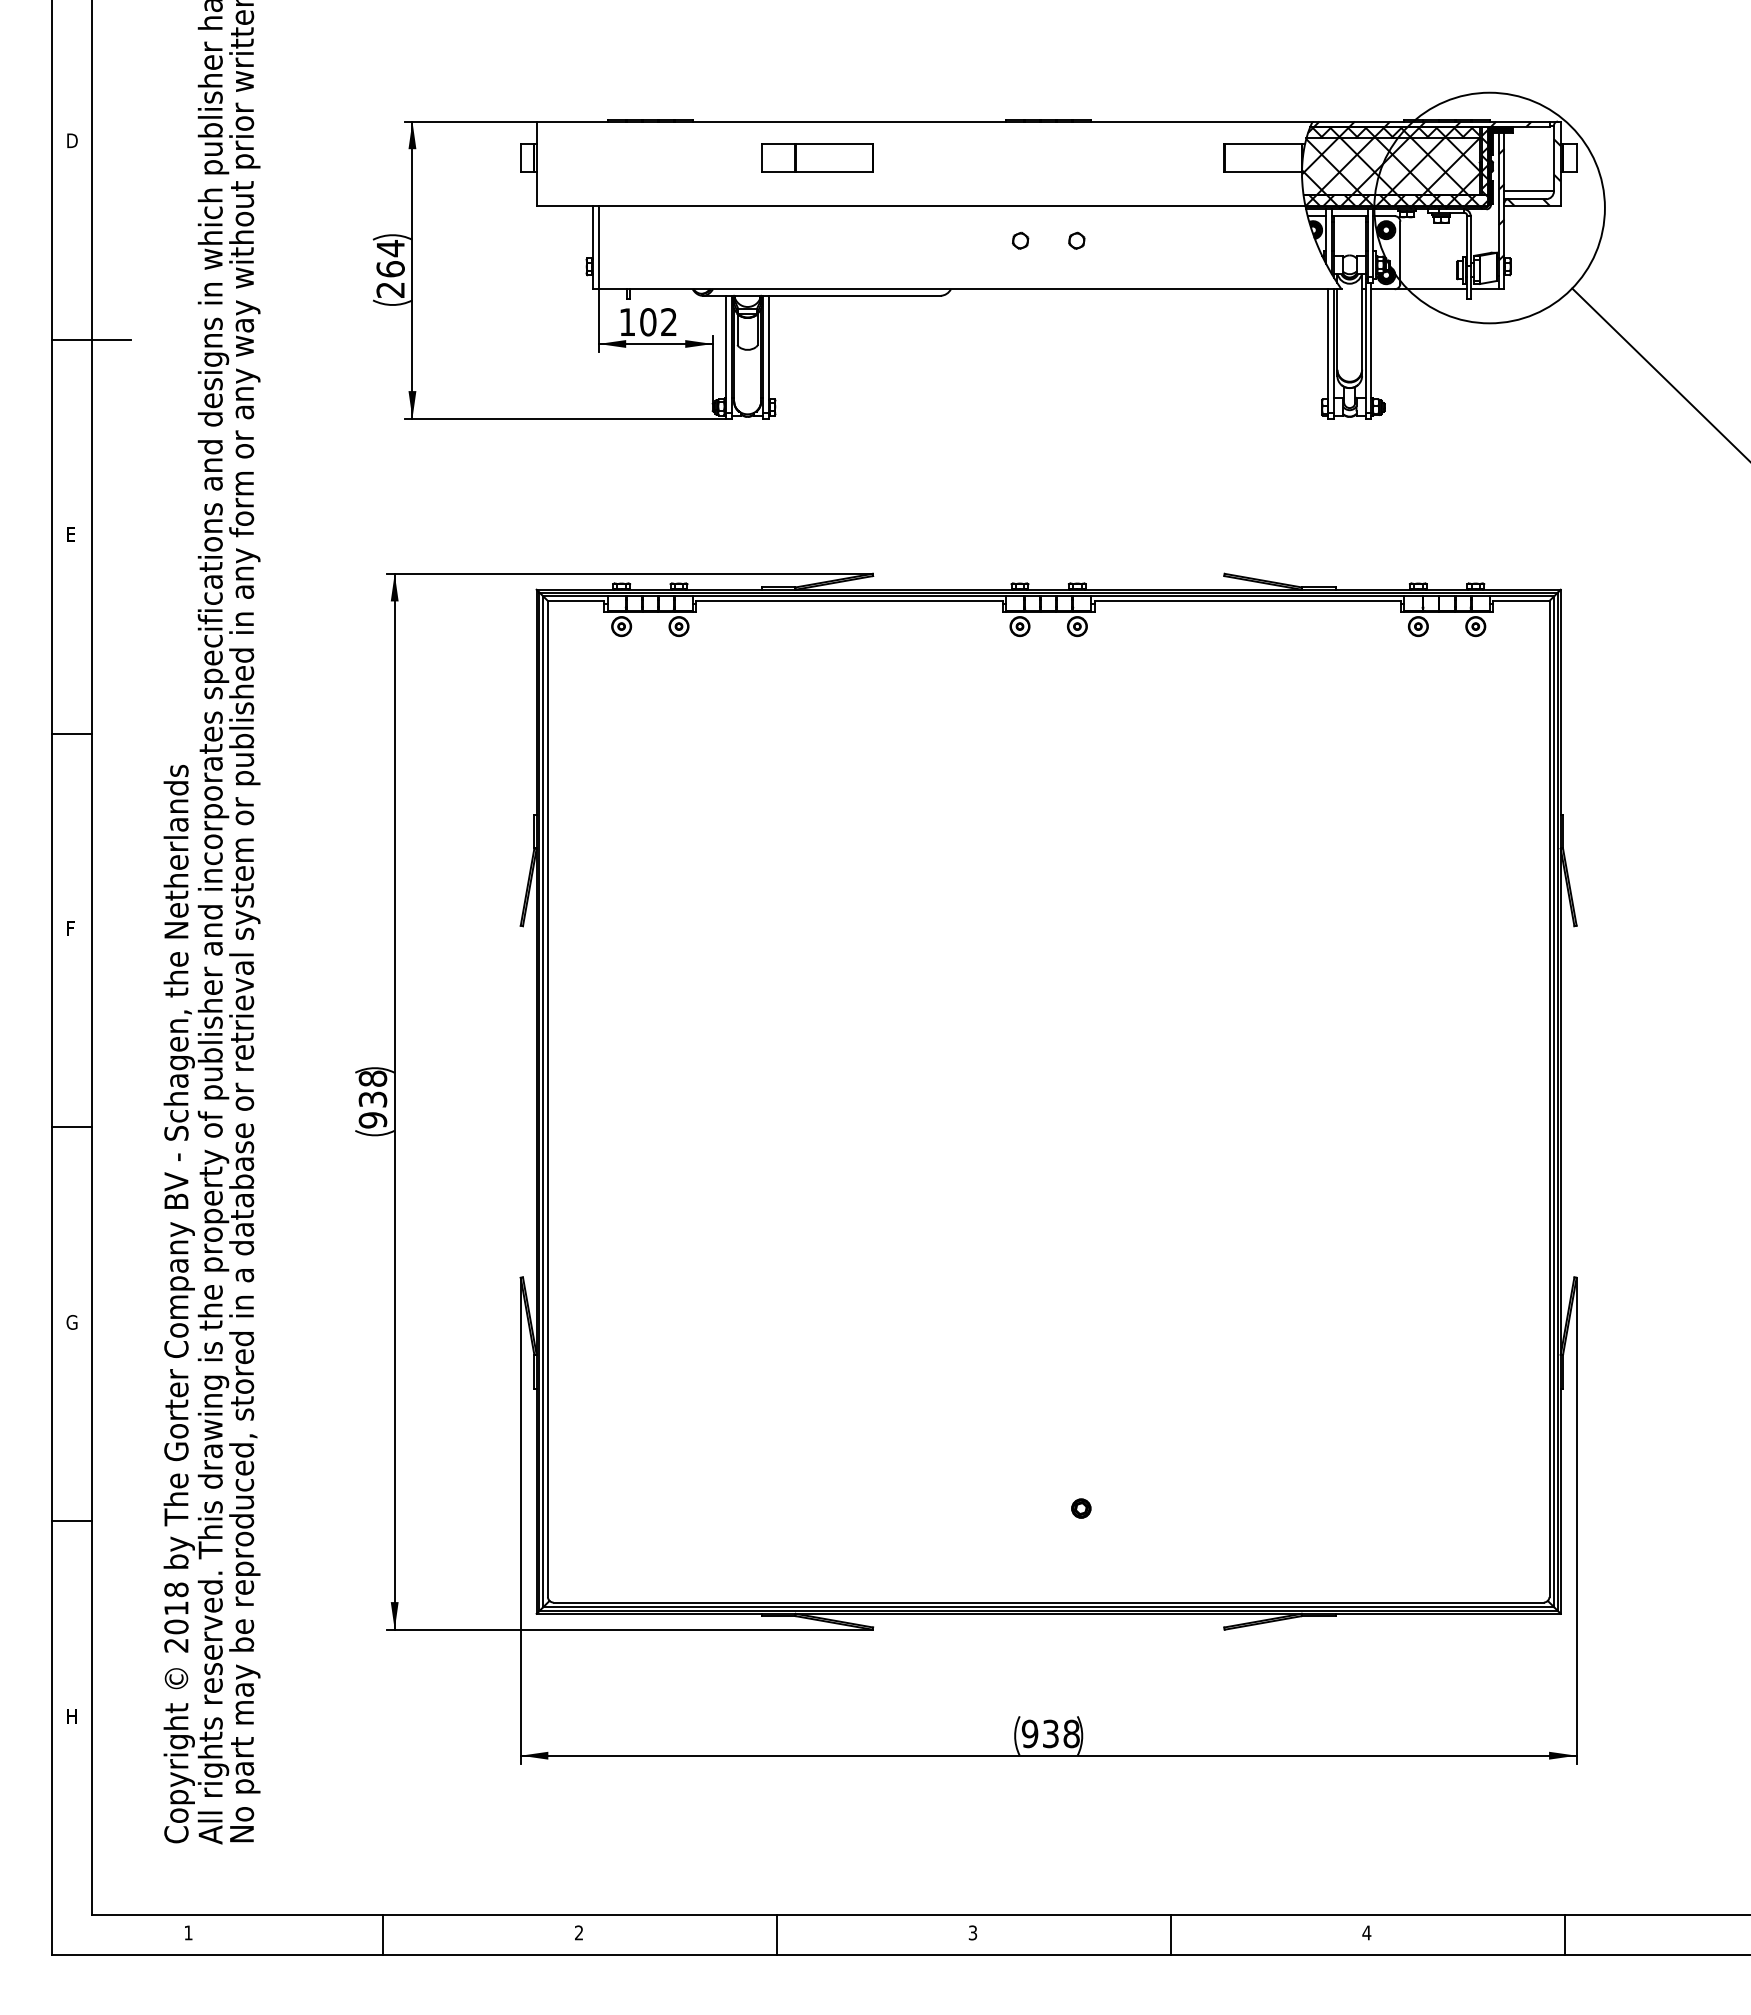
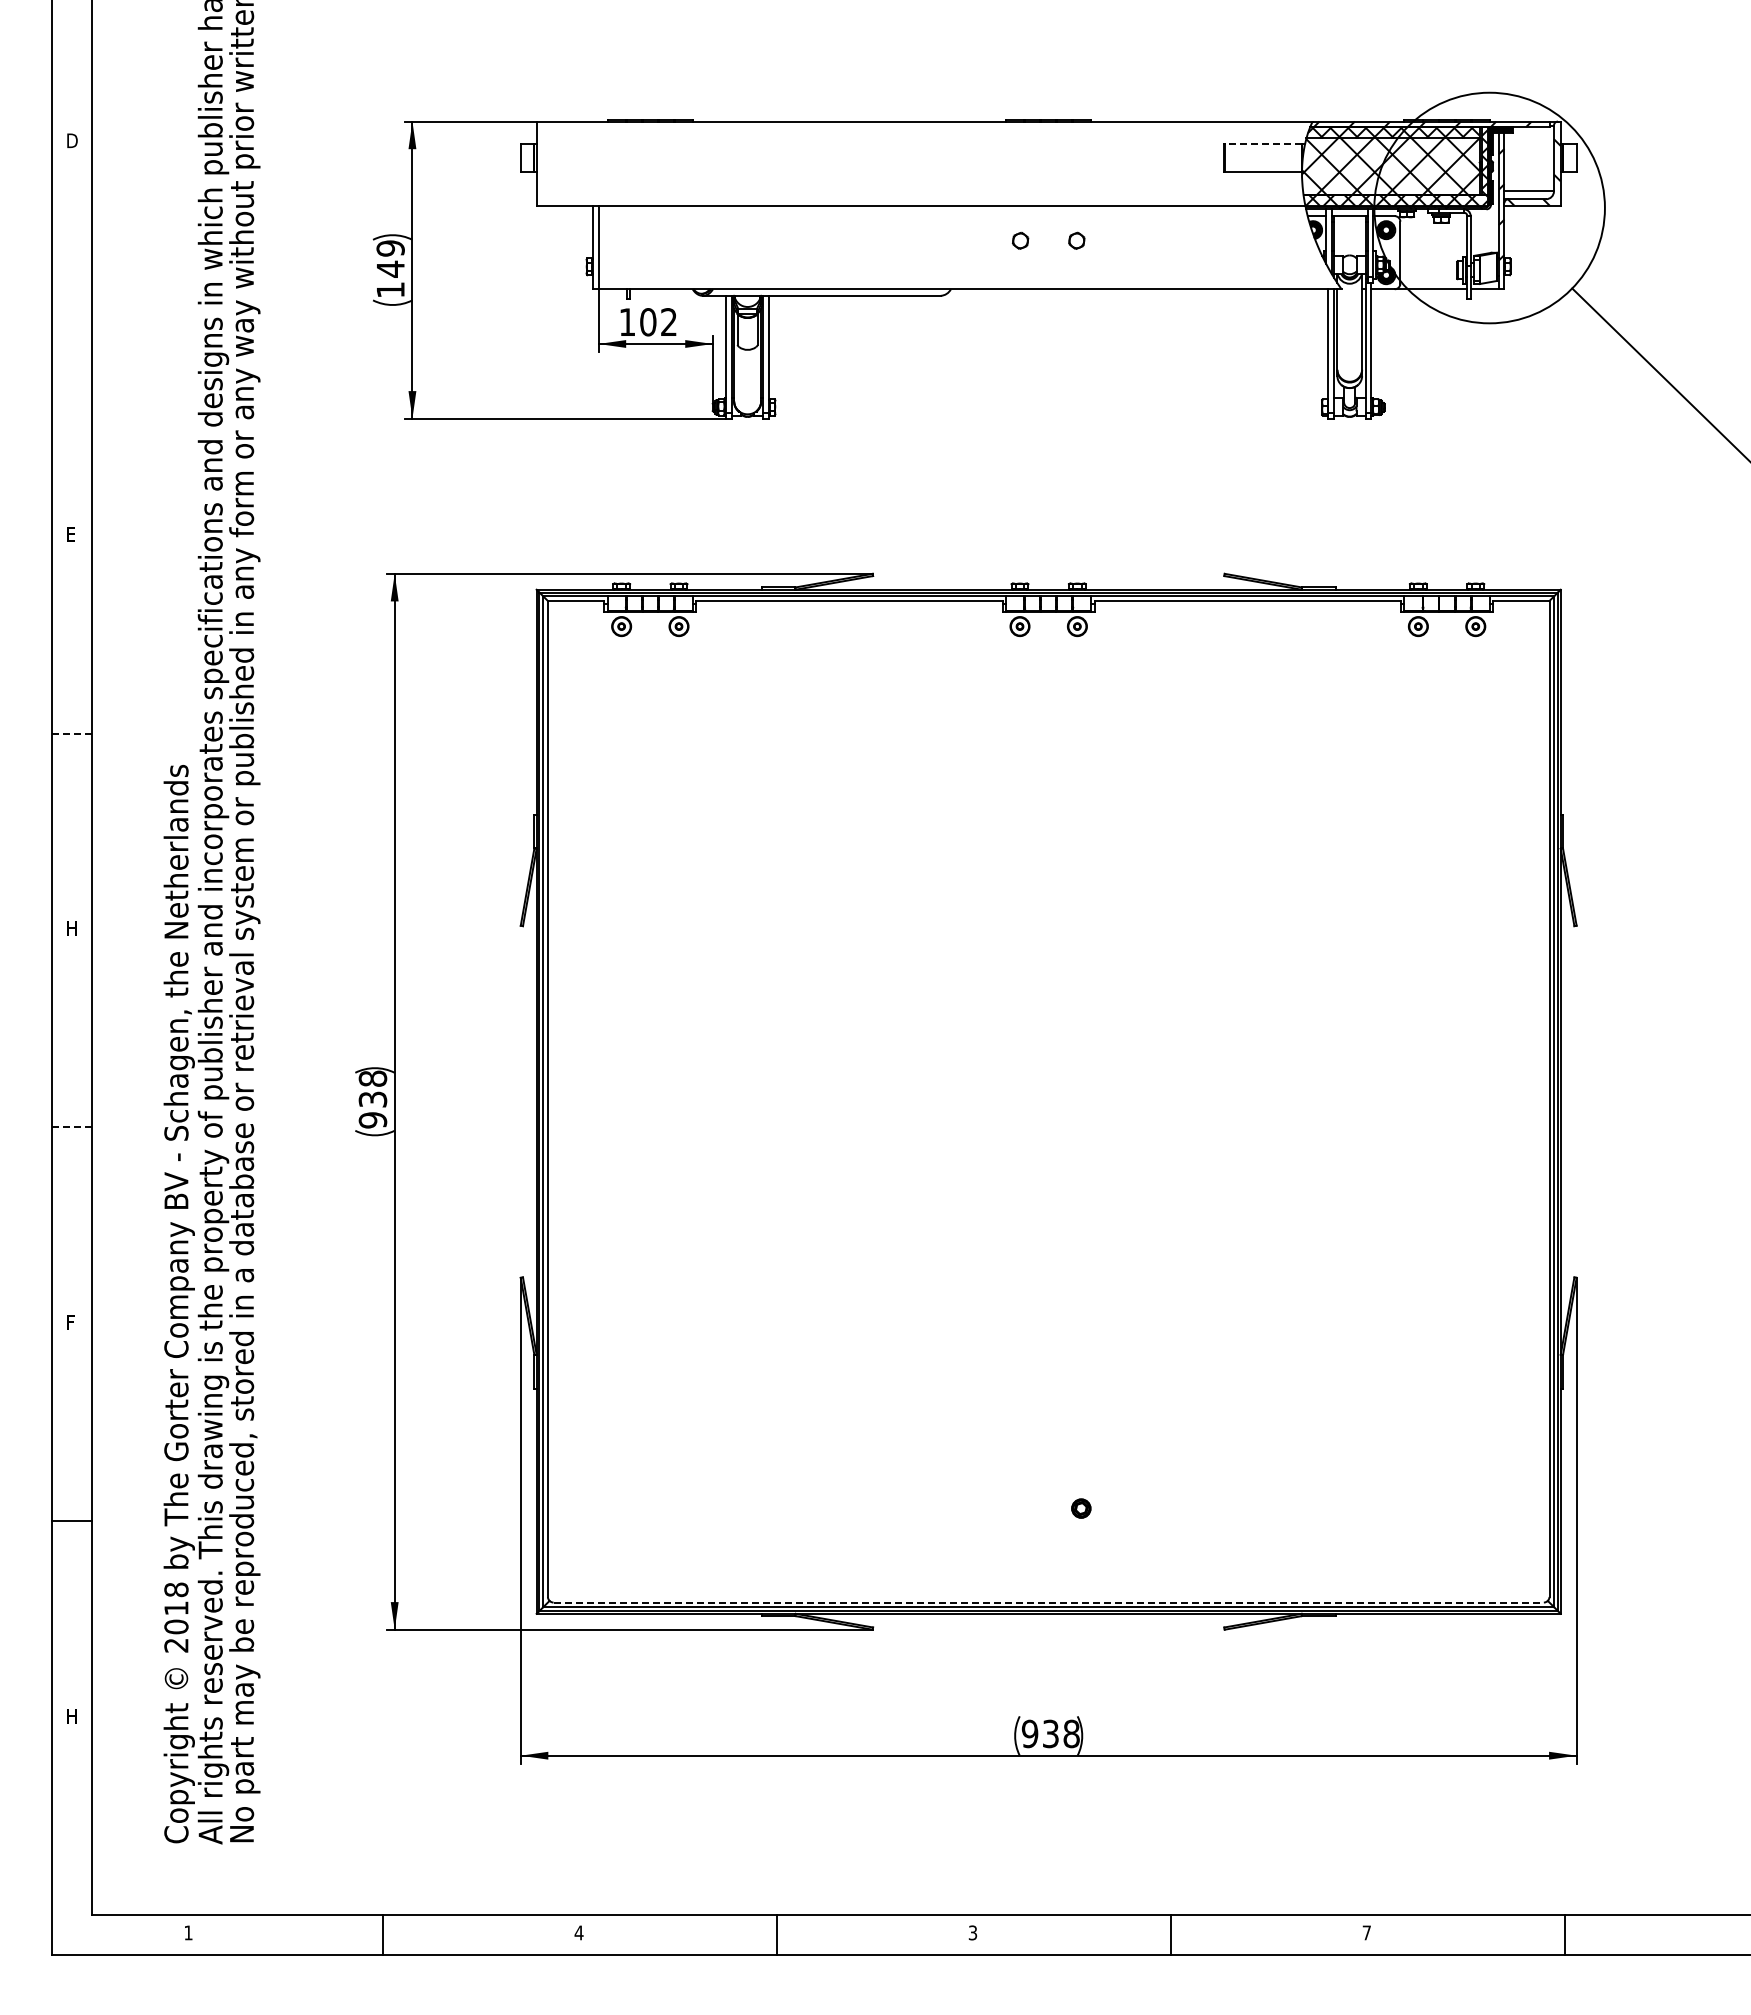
line: solid -> dashed (1263, 144)
part: present -> none (817, 157)
text: 264 -> 149 (390, 268)
line: present -> none (91, 339)
line: solid -> dashed (72, 733)
text: F -> H (72, 928)
line: solid -> dashed (72, 1127)
text: G -> F (71, 1322)
line: solid -> dashed (1049, 1602)
text: 2 -> 4 (578, 1932)
text: 4 -> 7 (1366, 1932)
